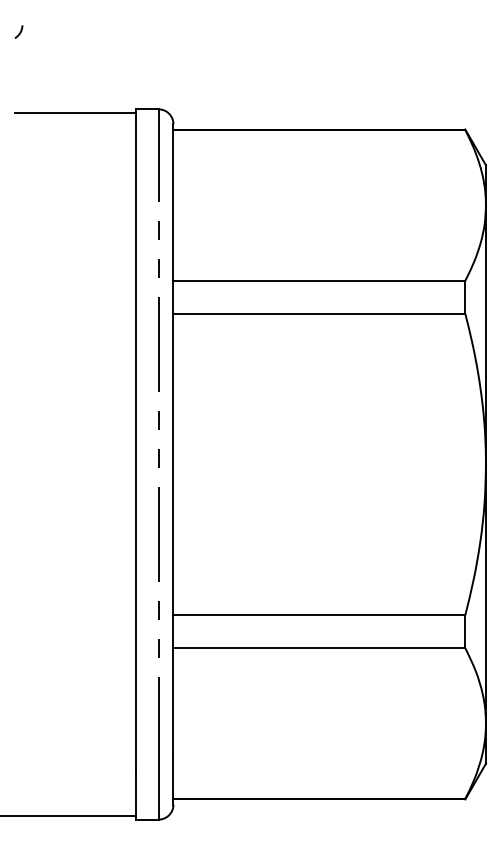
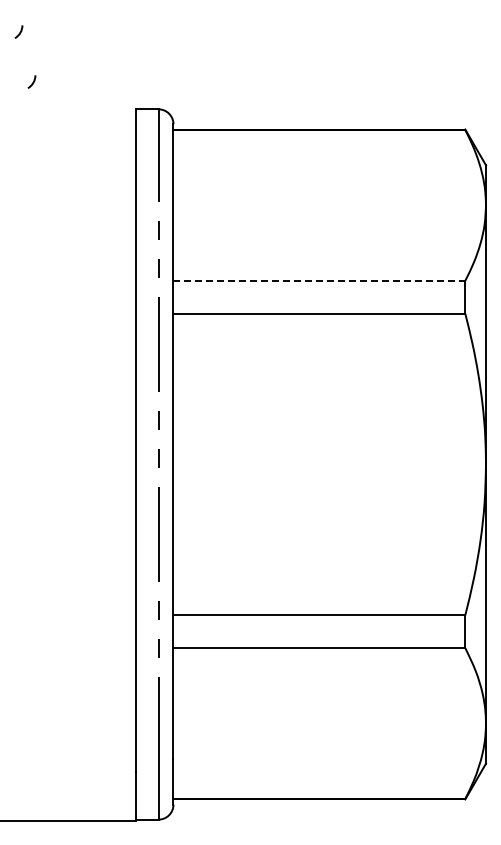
arc: none -> present (32, 82)
line: present -> none (75, 113)
line: solid -> dashed (319, 280)
line position: (69, 815) -> (69, 820) (69, 820)
